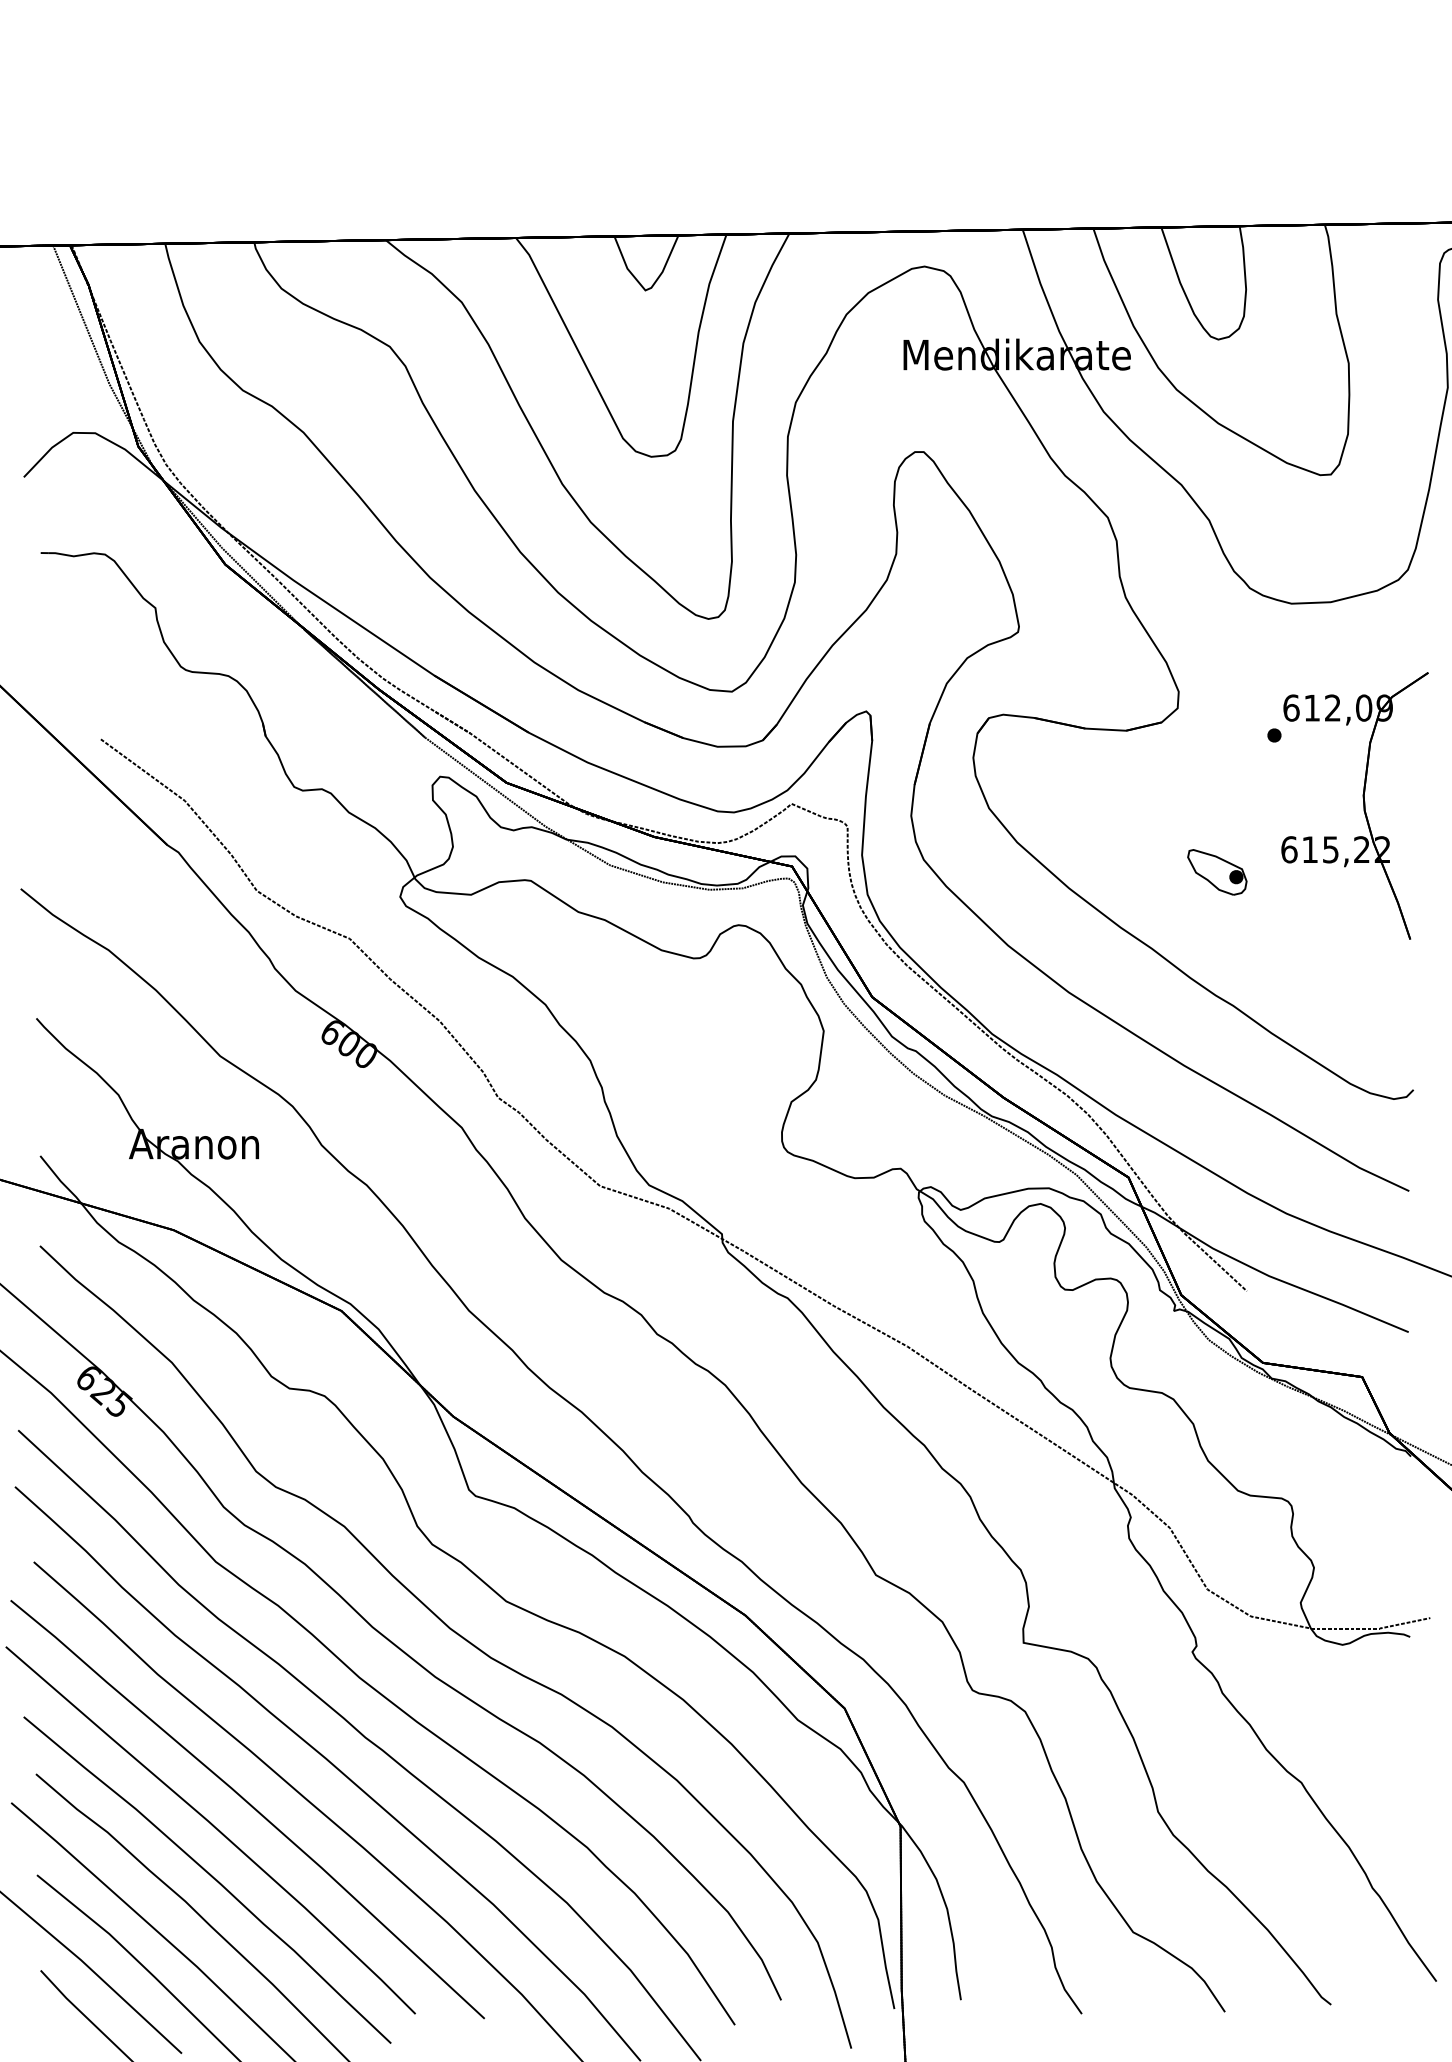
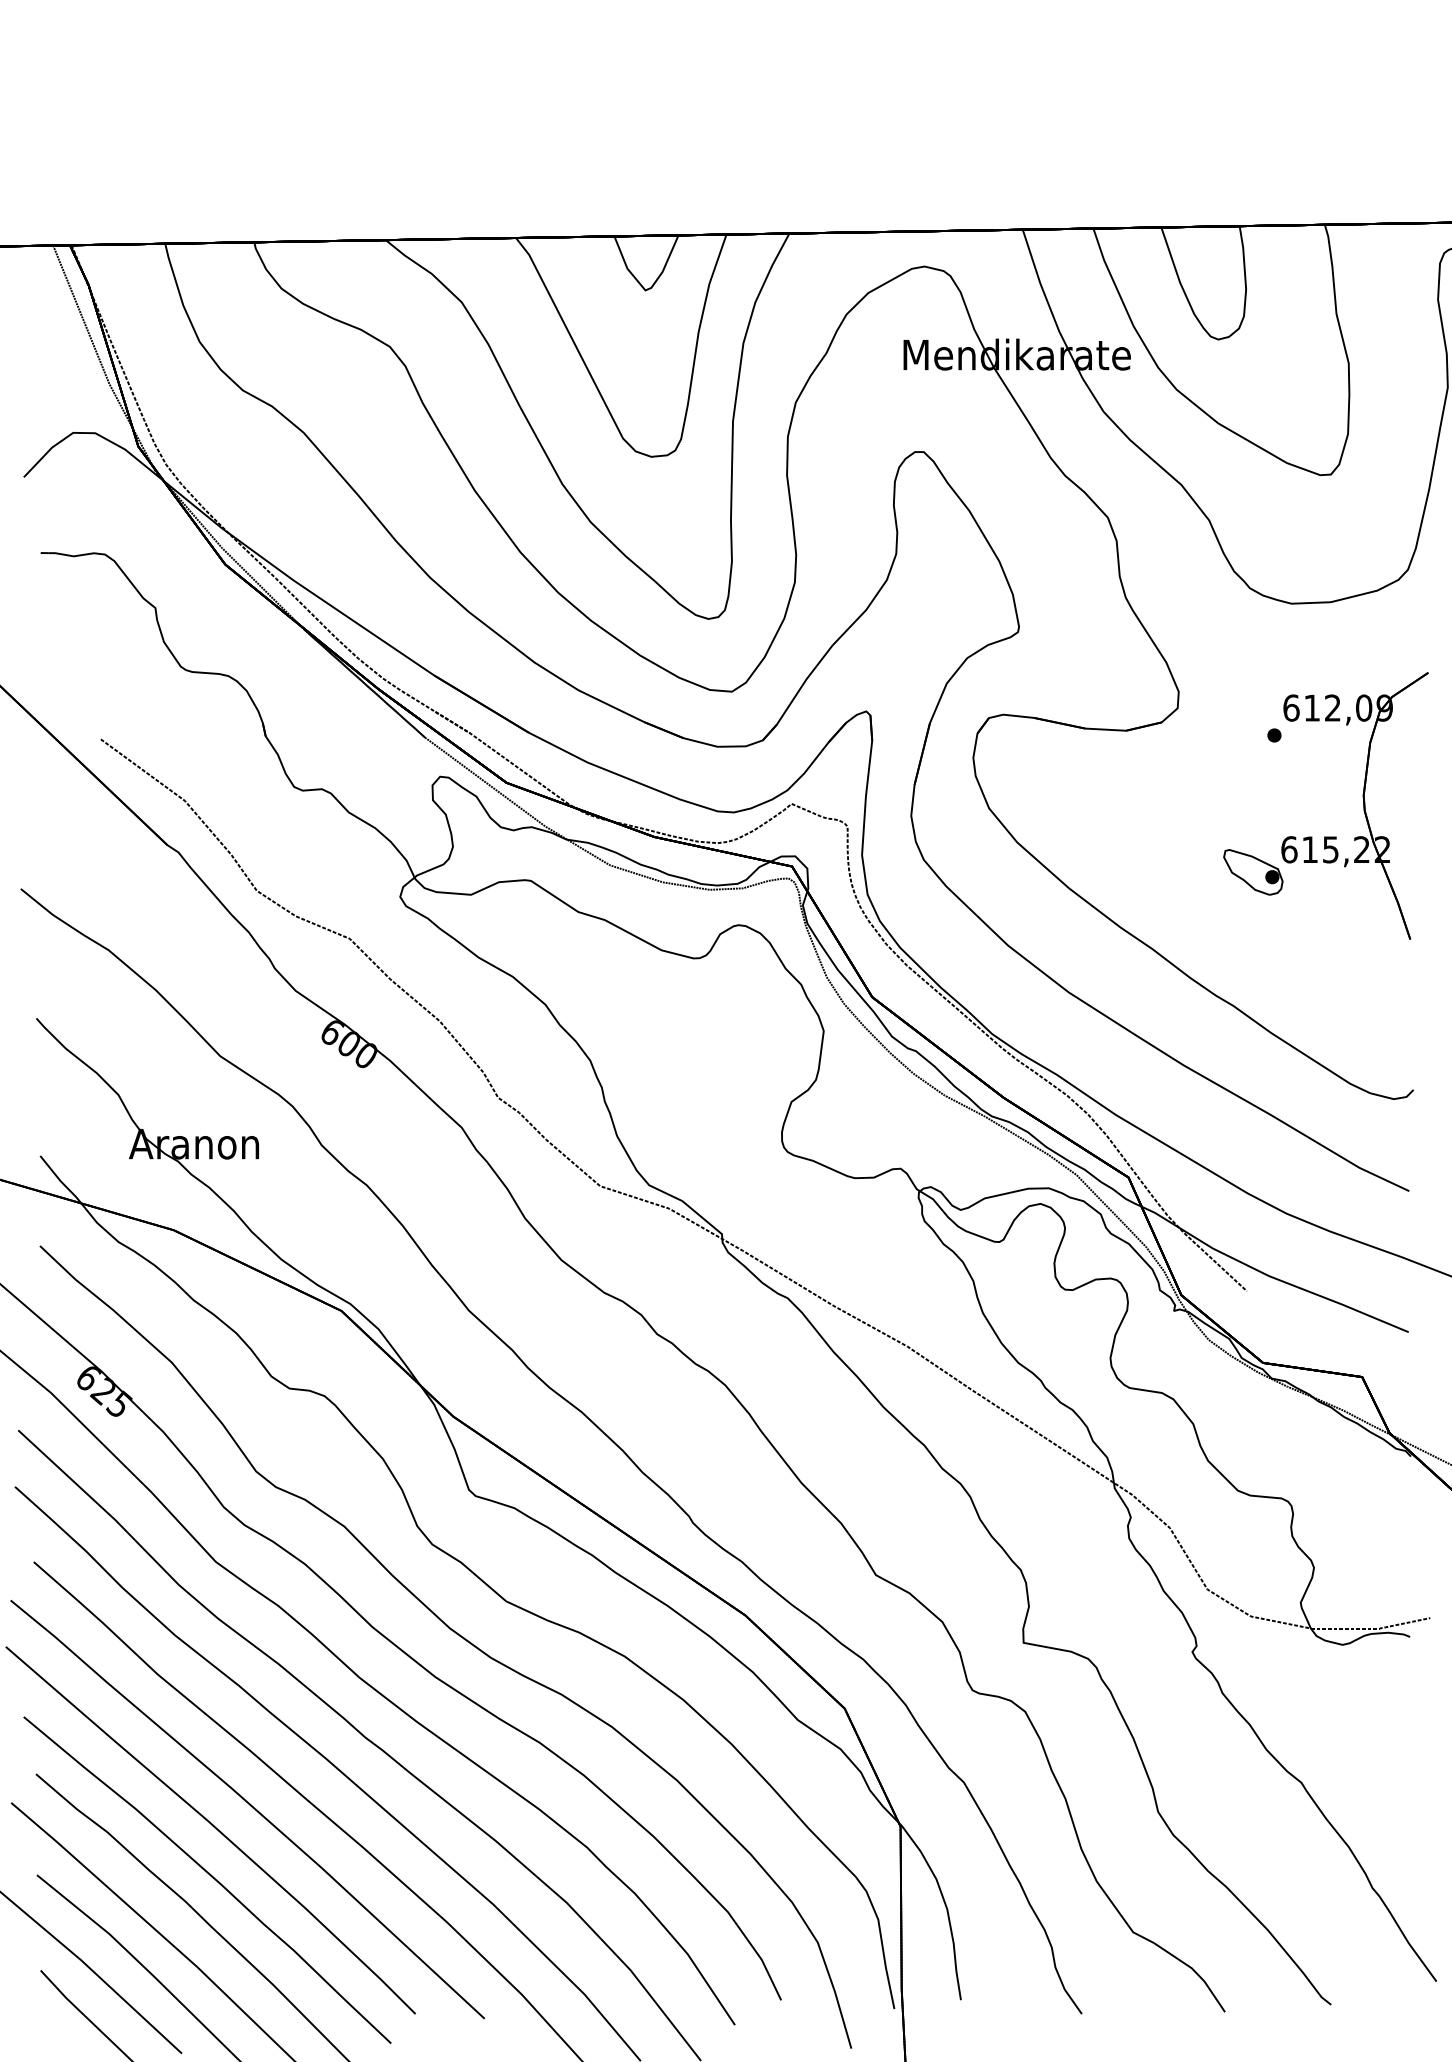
part position: (1217, 872) -> (1253, 872) (1253, 872)
